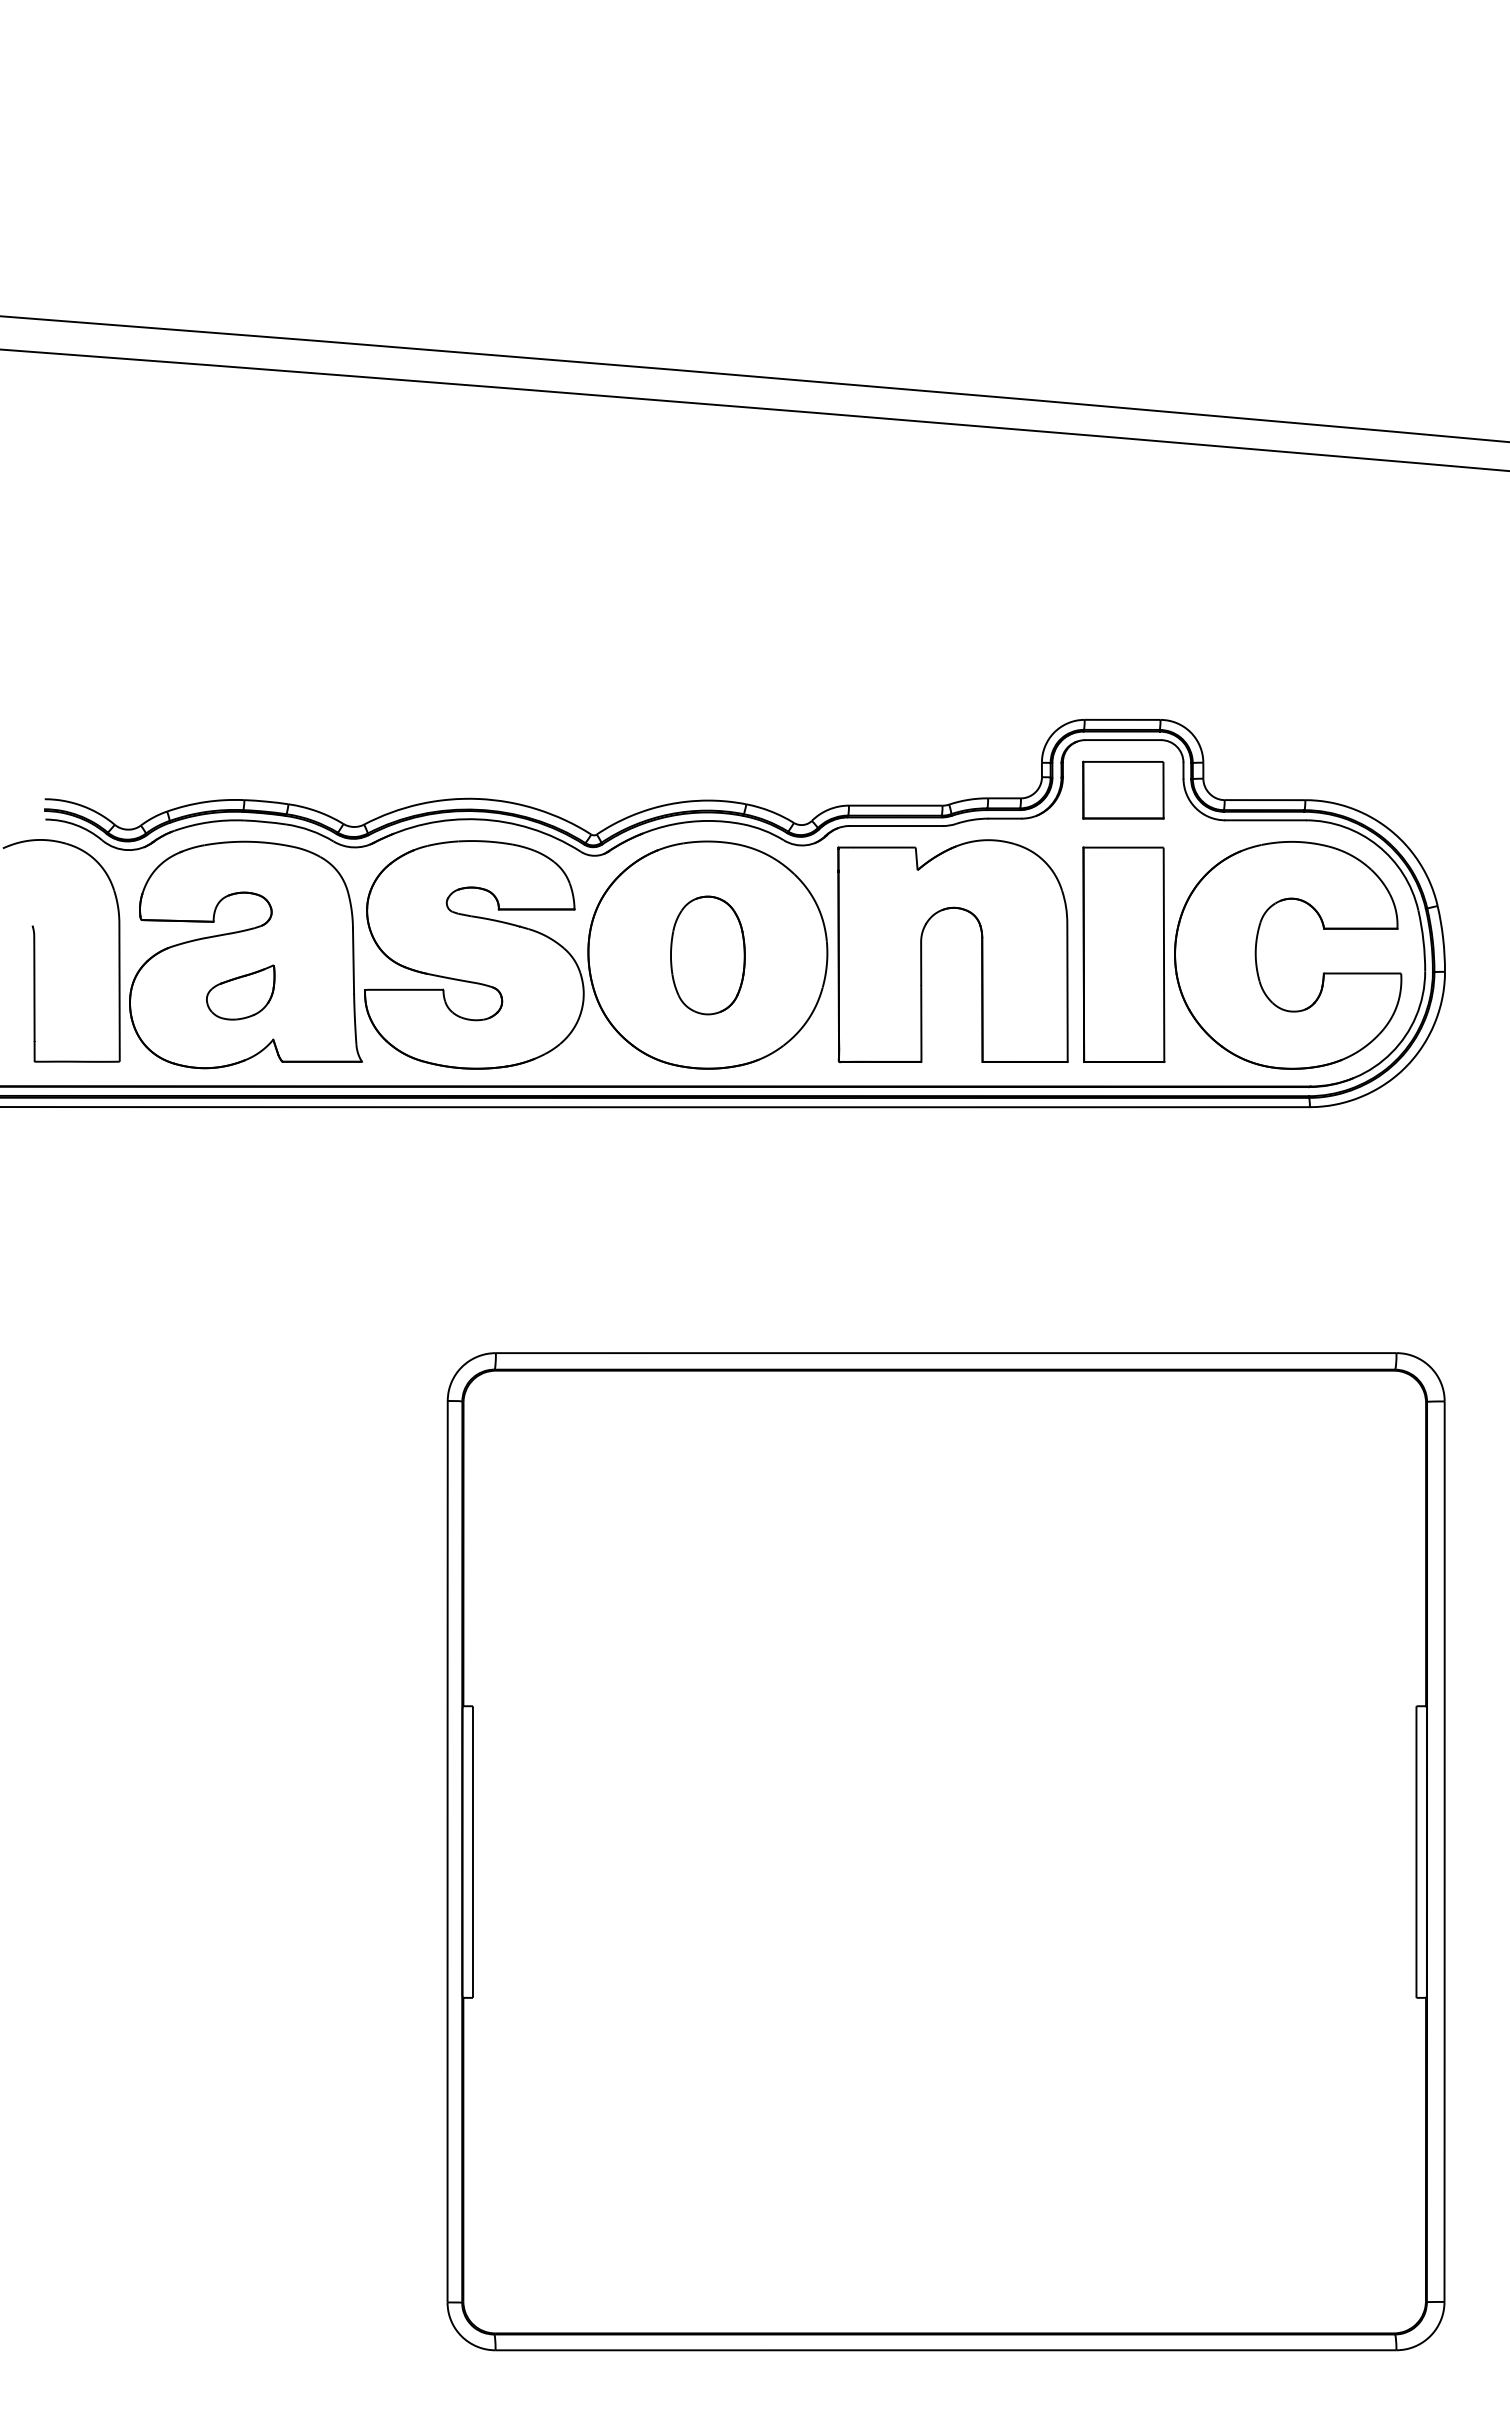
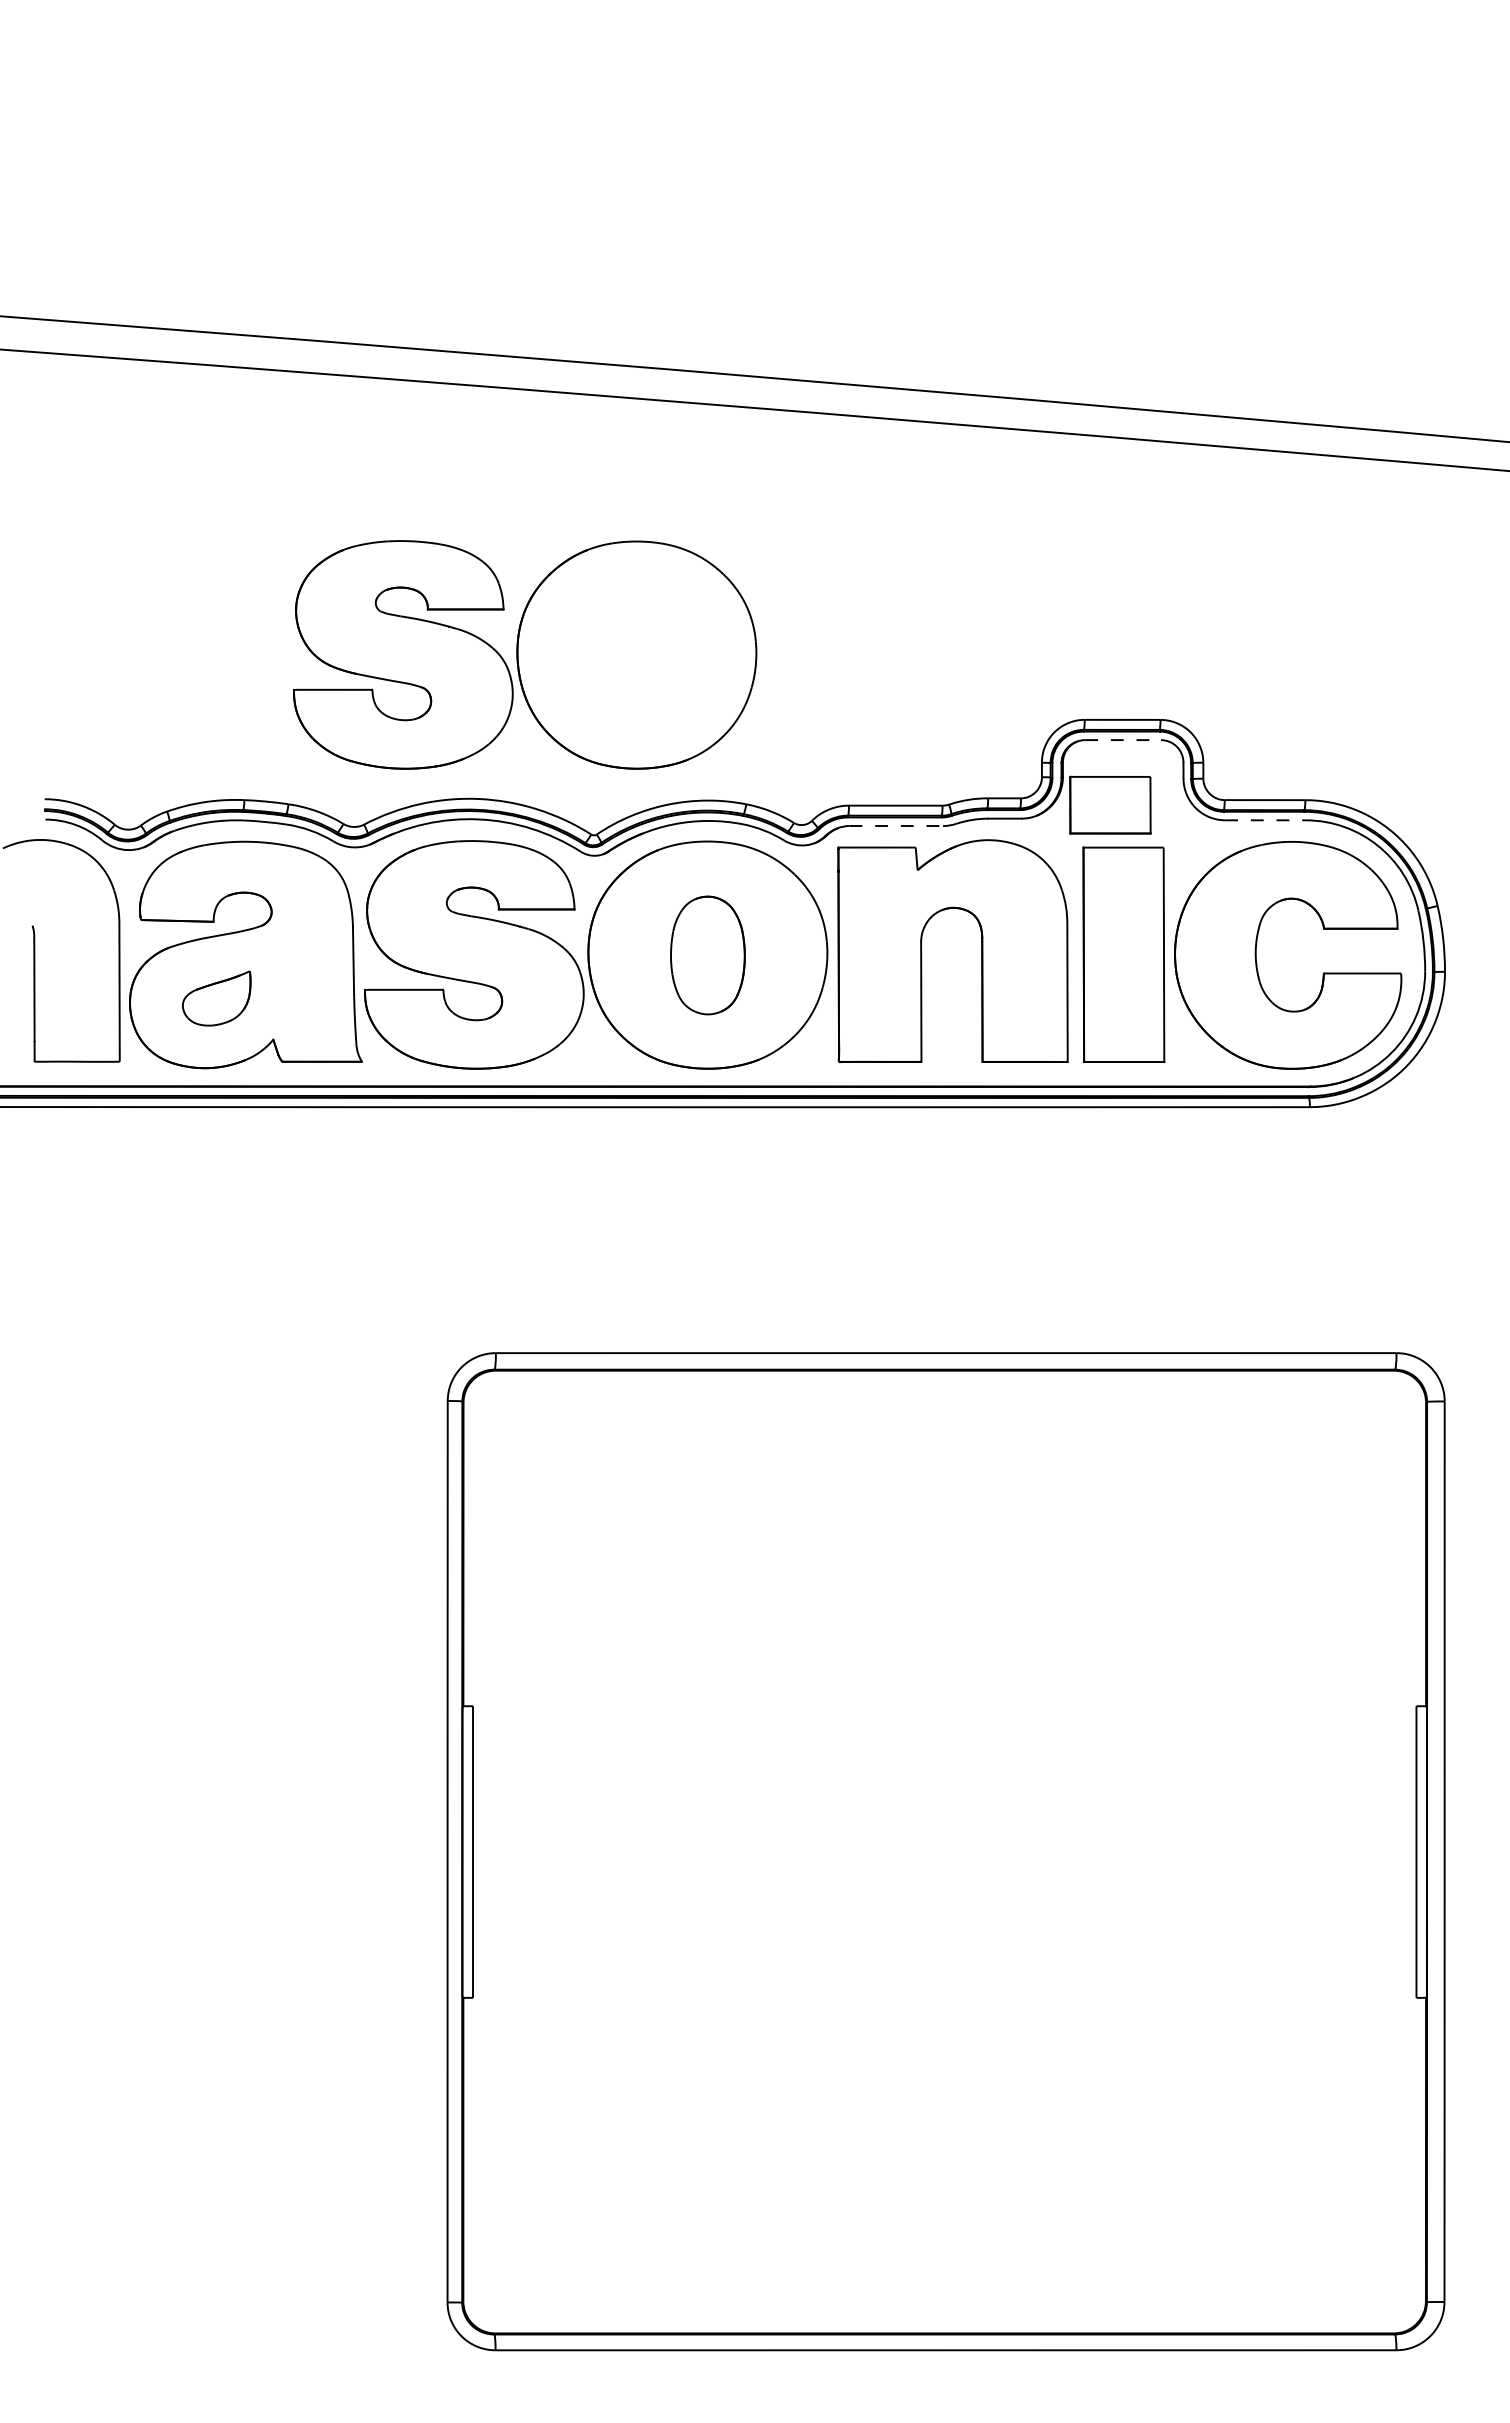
part: none -> present (525, 654)
line: solid -> dashed (1123, 740)
part position: (1123, 789) -> (1110, 804) (1110, 804)
line: solid -> dashed (1266, 820)
line: solid -> dashed (896, 826)
part position: (240, 992) -> (216, 998) (216, 998)
